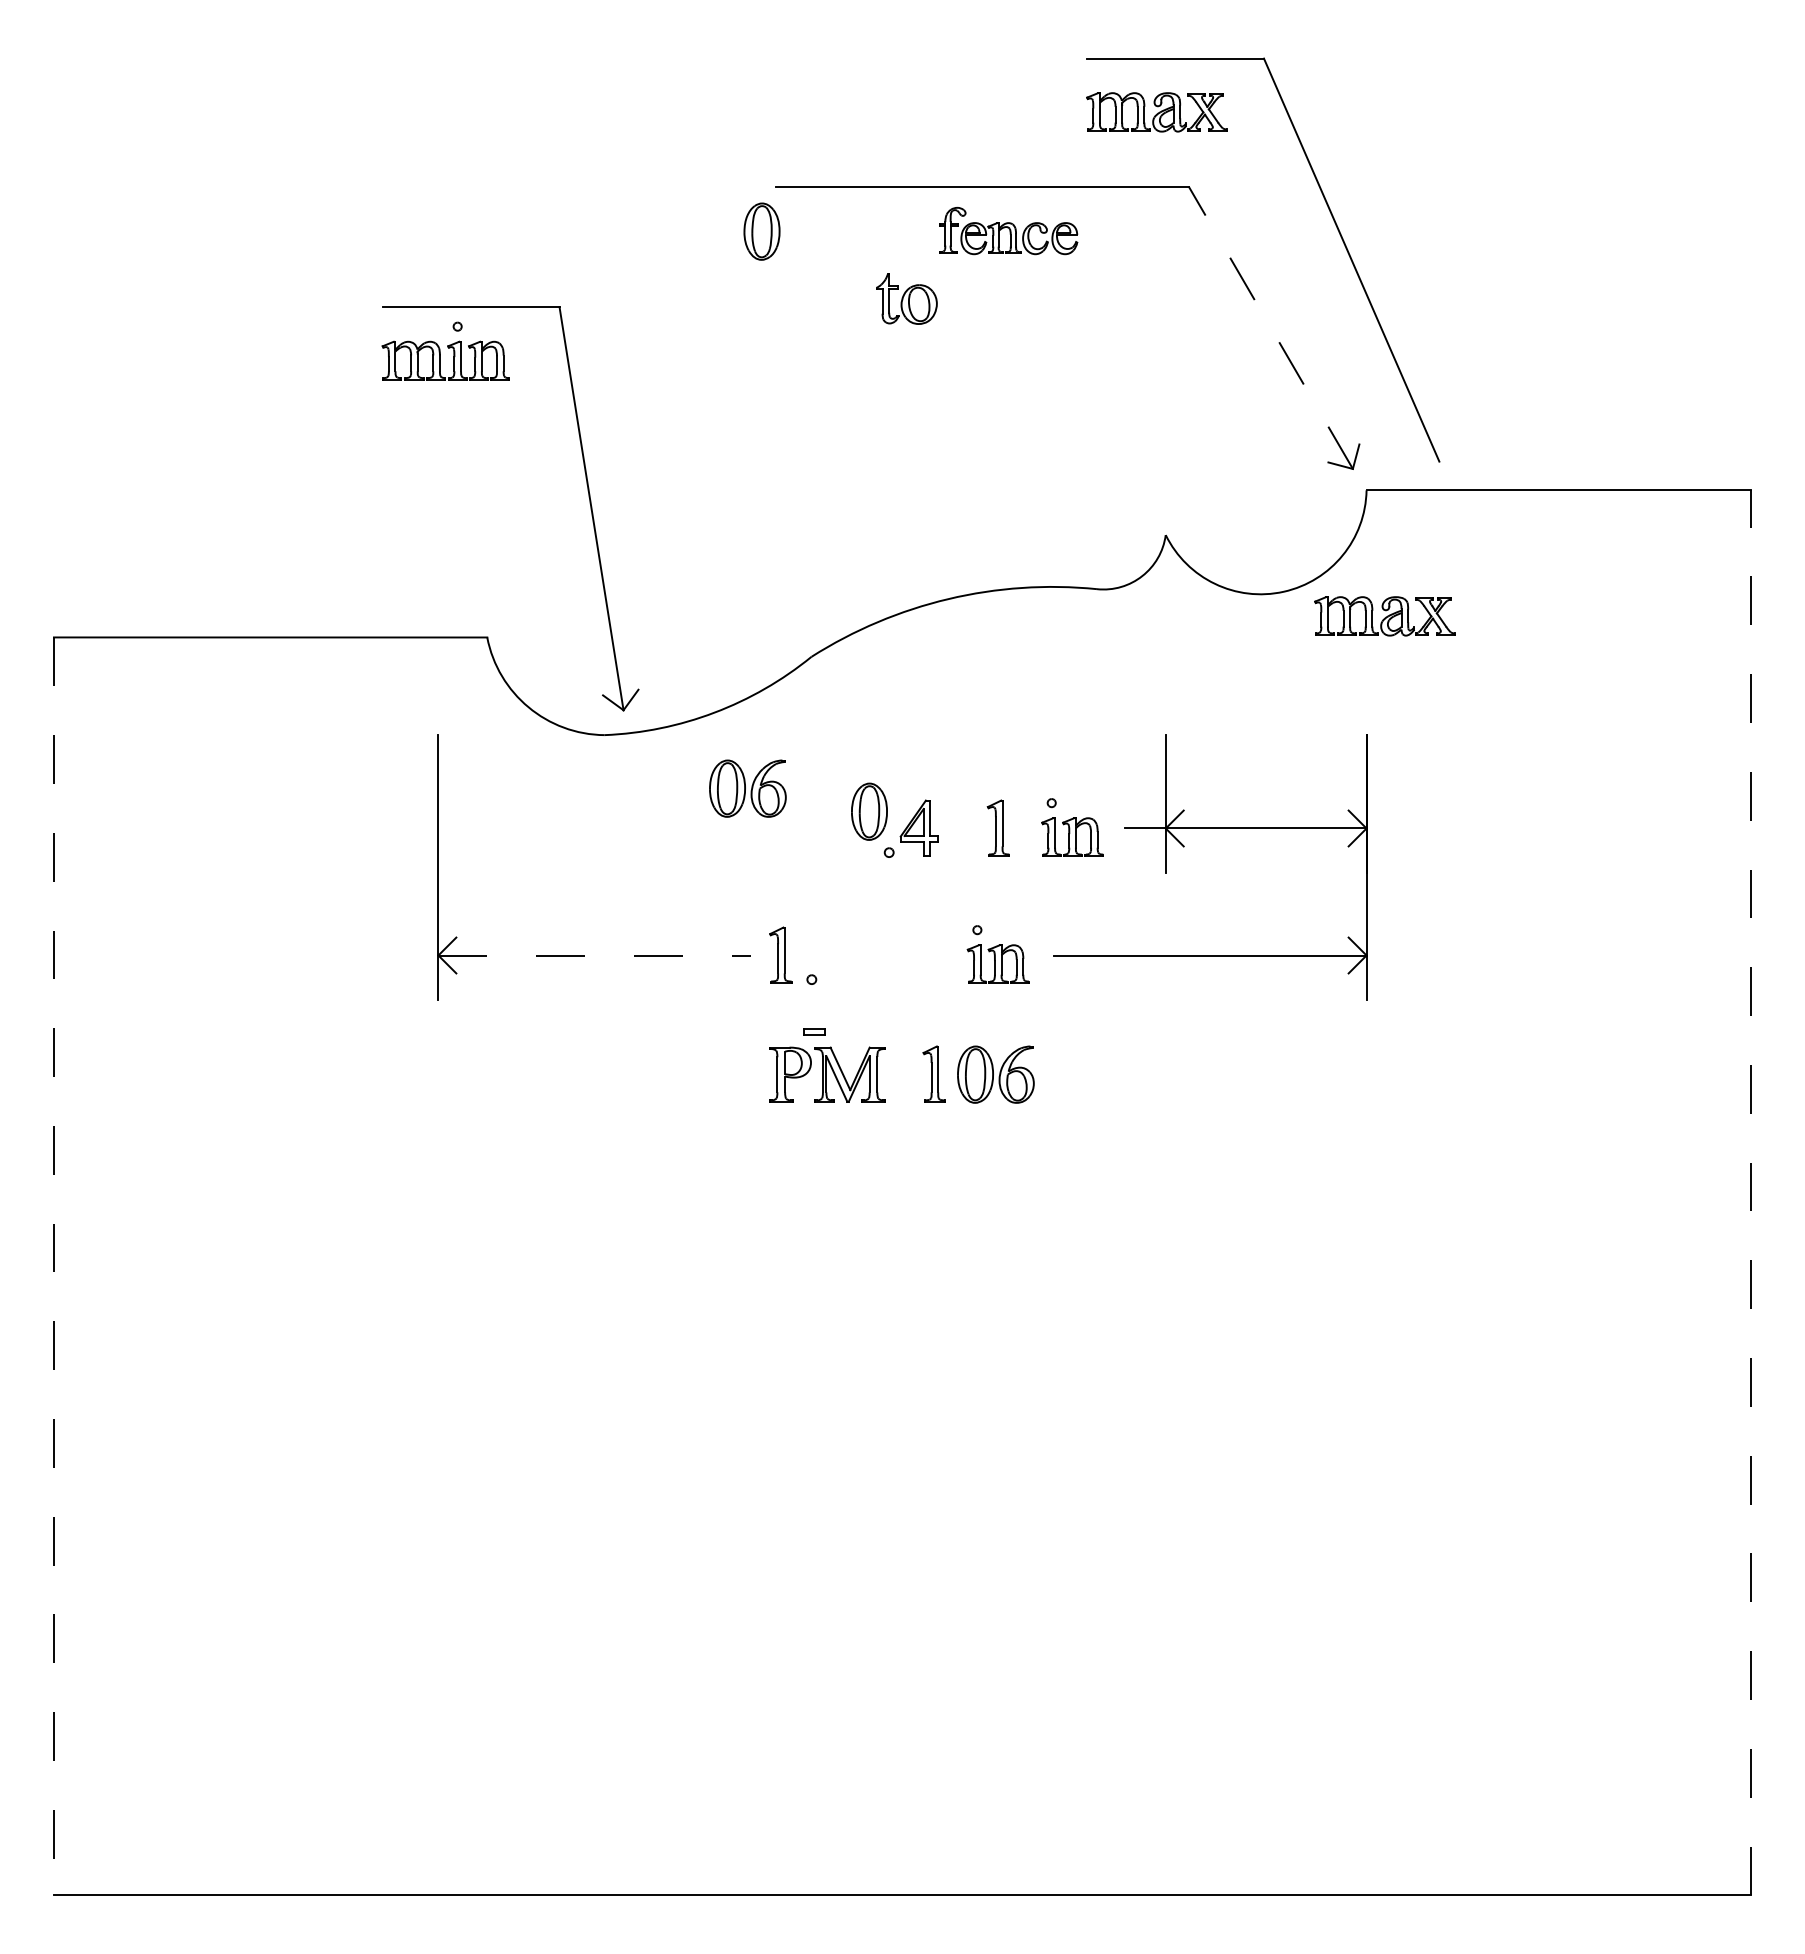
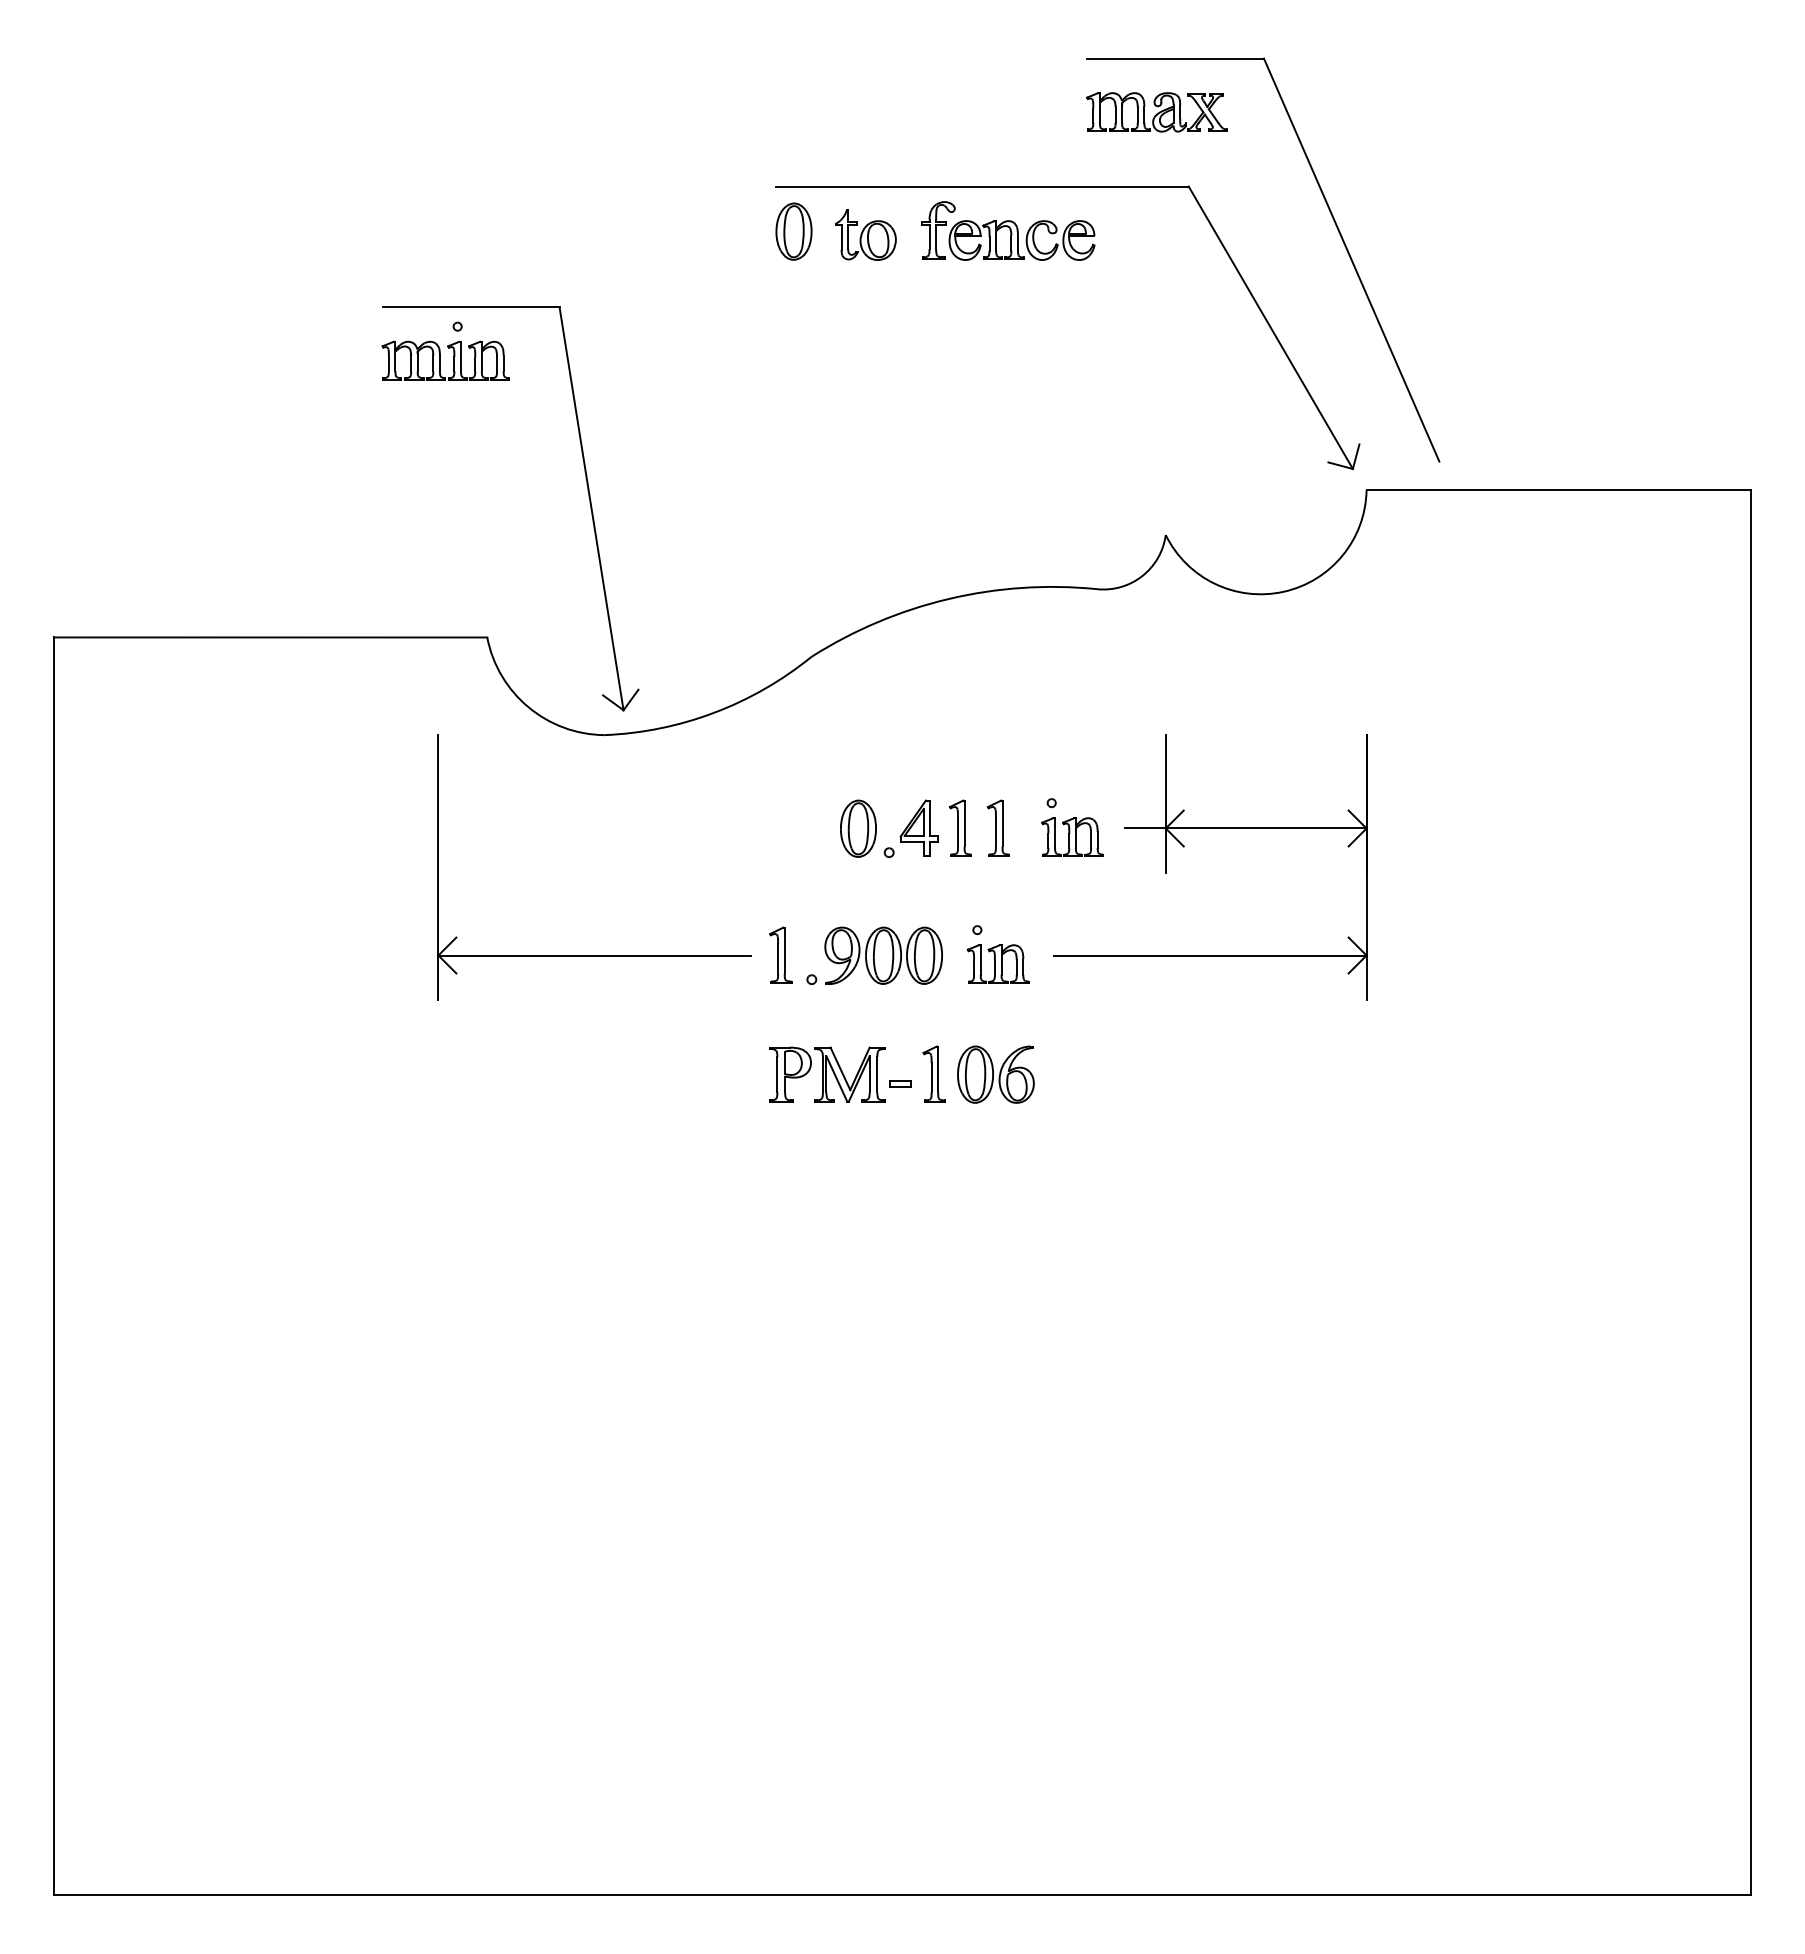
part size: 140x50 px -> 175x60 px (1008, 230)
part position: (761, 231) -> (793, 231) (793, 231)
part position: (906, 298) -> (865, 234) (865, 234)
line: dashed -> solid (1270, 327)
part: present -> none (1384, 616)
part: present -> none (747, 788)
part position: (869, 811) -> (858, 828) (858, 828)
part: none -> present (959, 827)
line: dashed -> solid (595, 955)
part: none -> present (883, 955)
part position: (814, 1031) -> (900, 1083) (900, 1083)
line: dashed -> solid (1751, 1192)
line: dashed -> solid (53, 1266)
